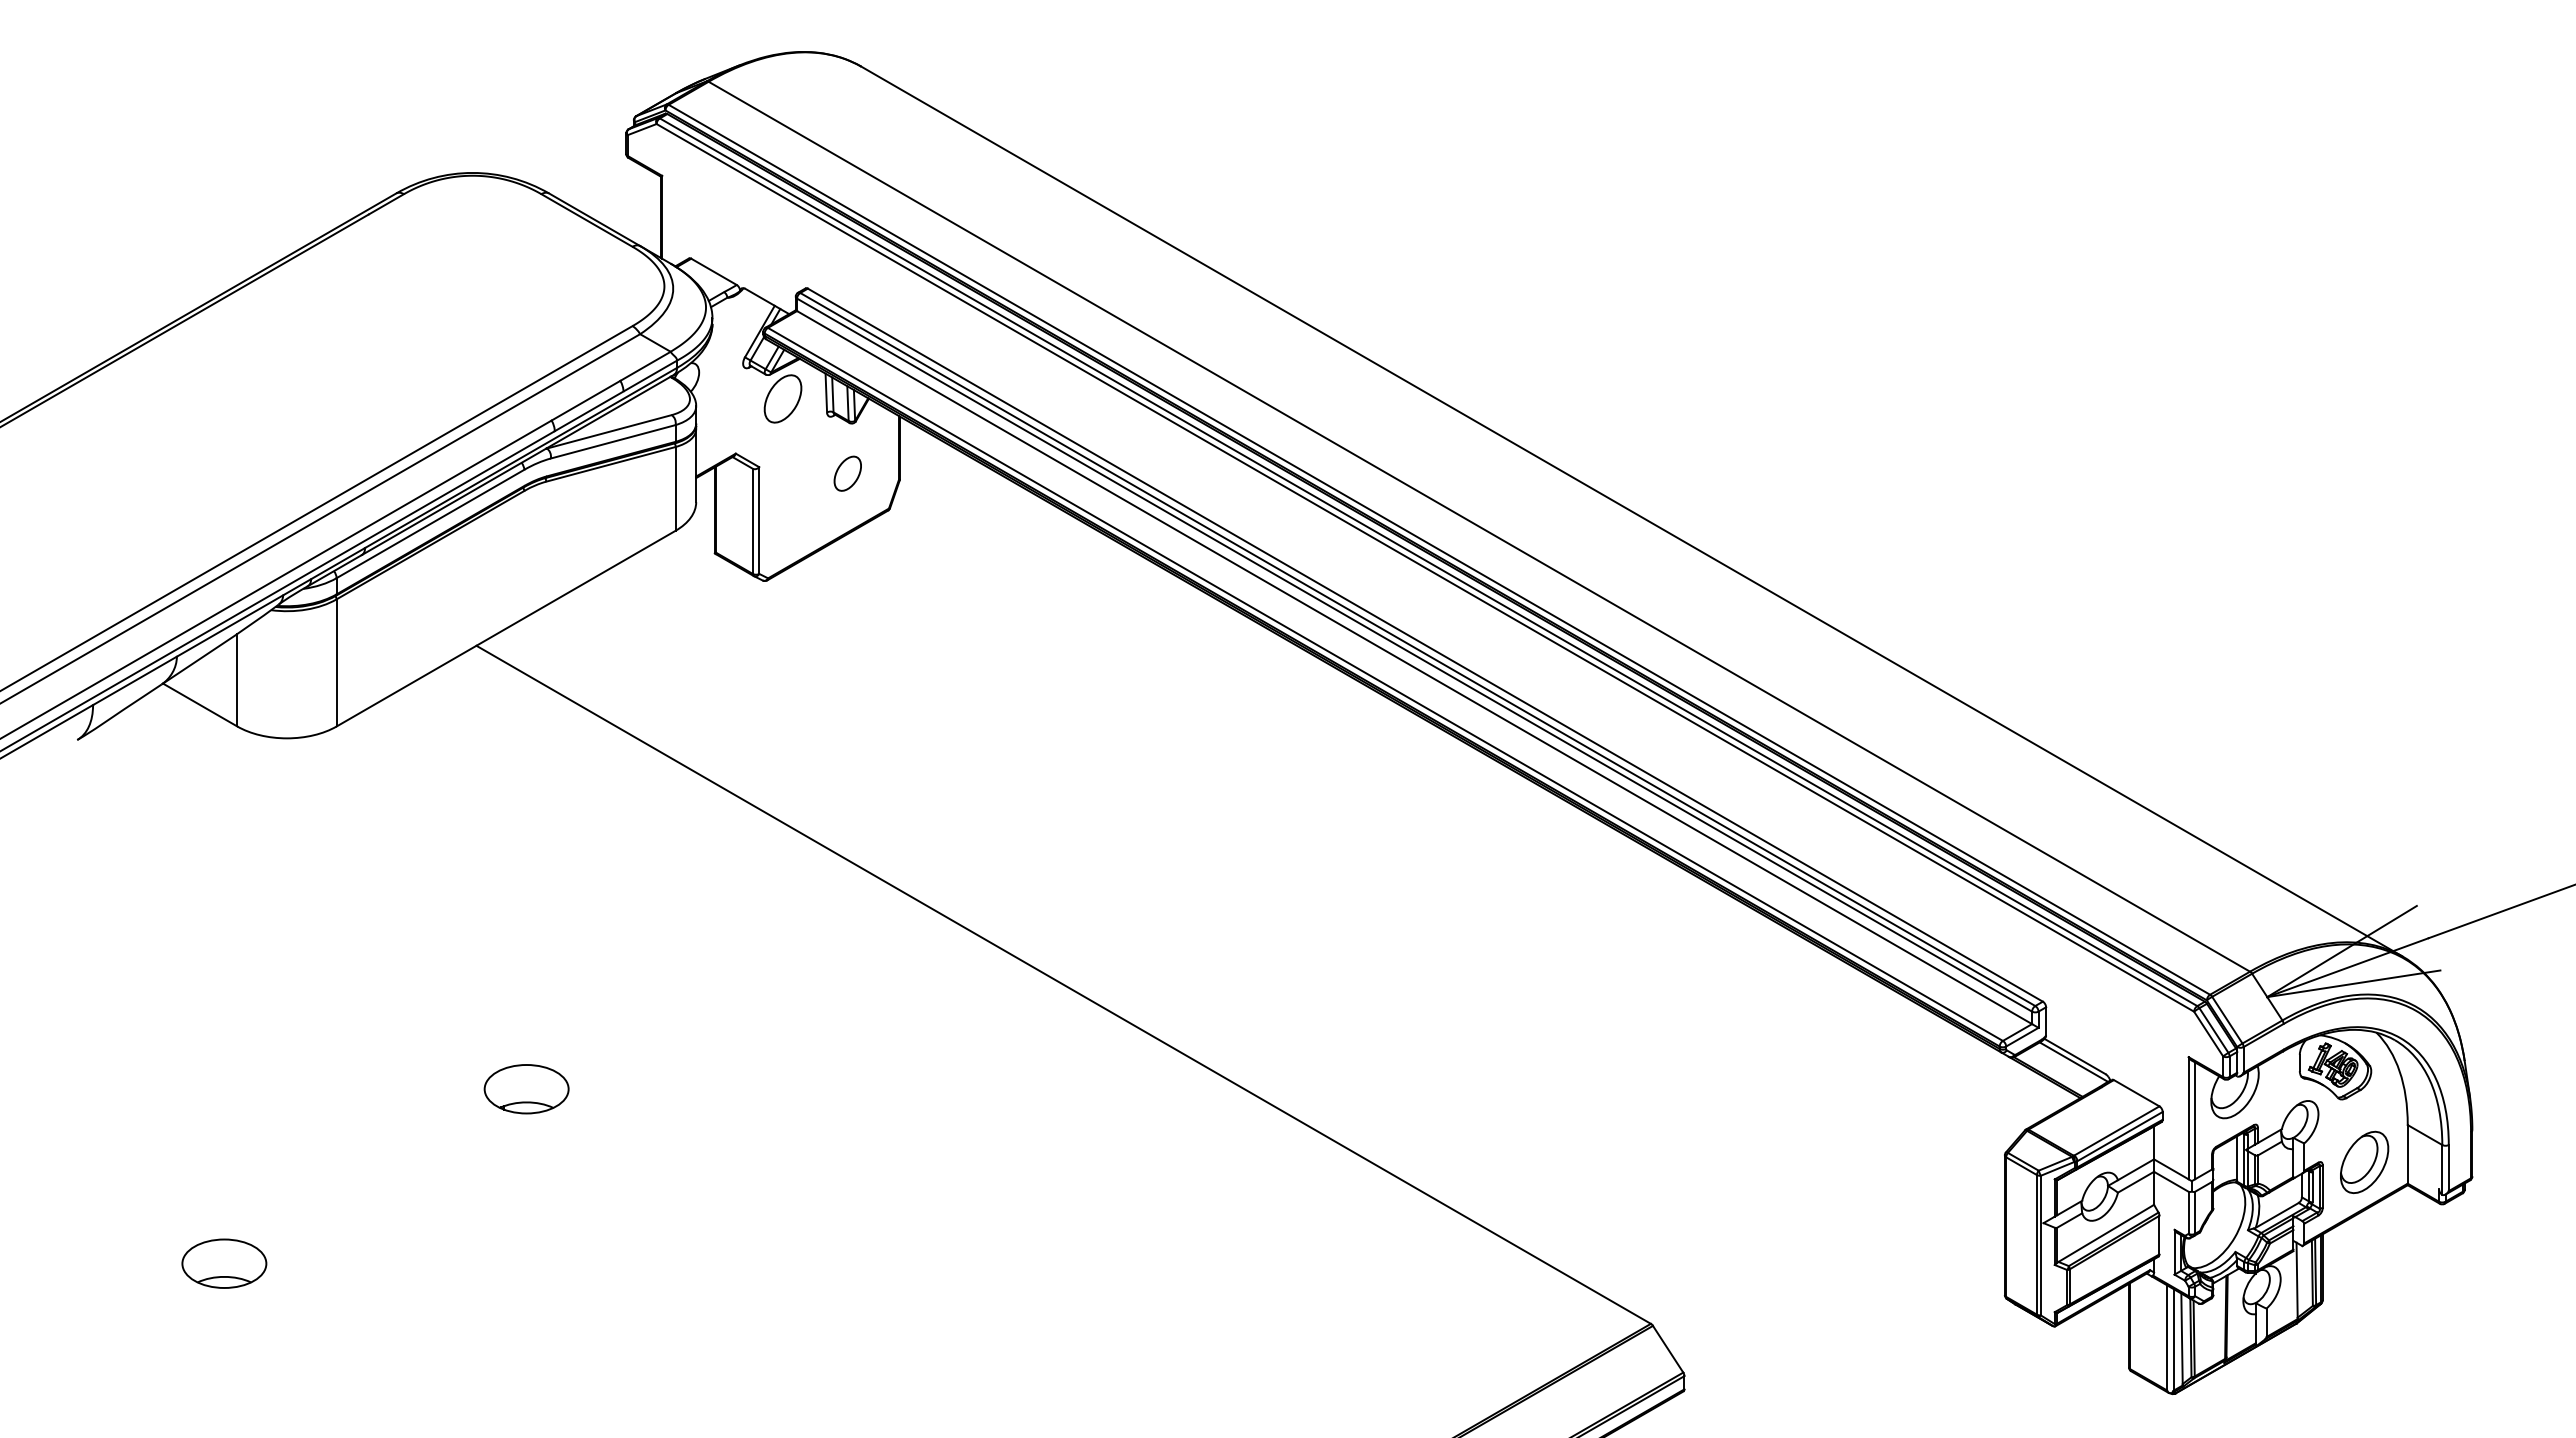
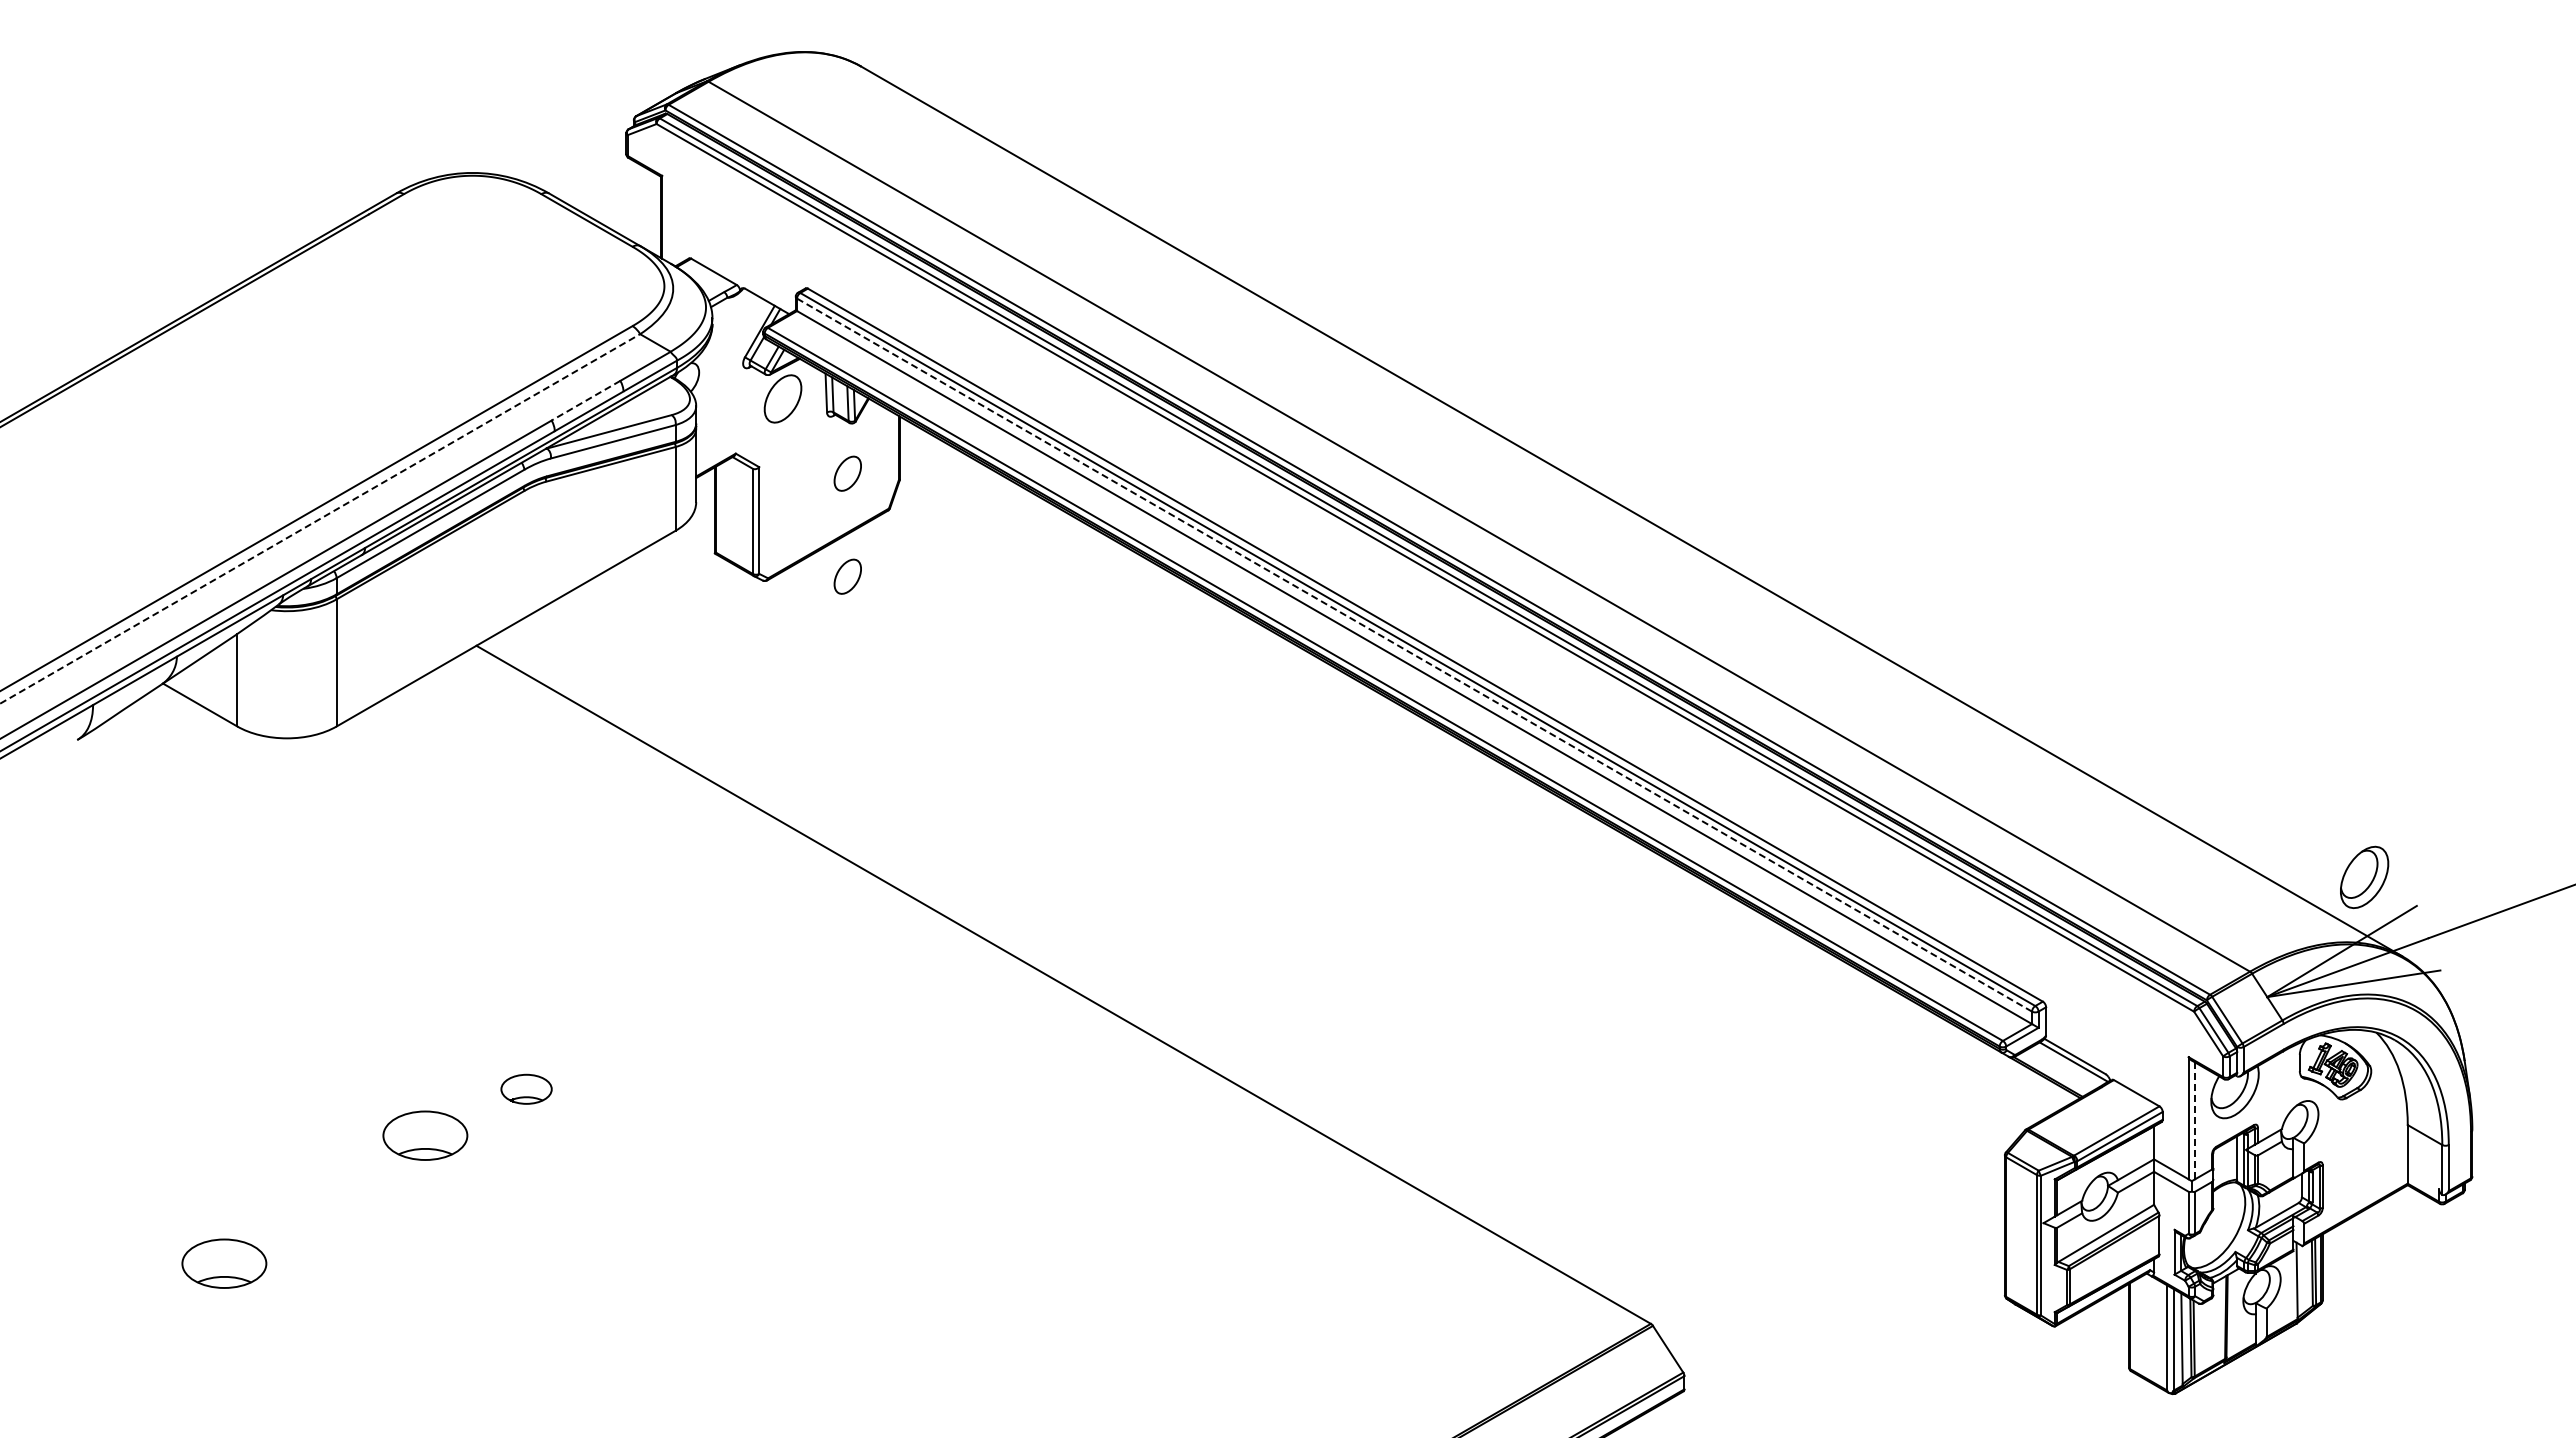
line: solid -> dashed (586, 400)
line: solid -> dashed (320, 518)
part: none -> present (847, 576)
line: solid -> dashed (1415, 655)
part size: 87x51 px -> 53x32 px (526, 1088)
line: solid -> dashed (2195, 1120)
part: none -> present (425, 1135)
part position: (2364, 1162) -> (2364, 877) (2364, 877)
